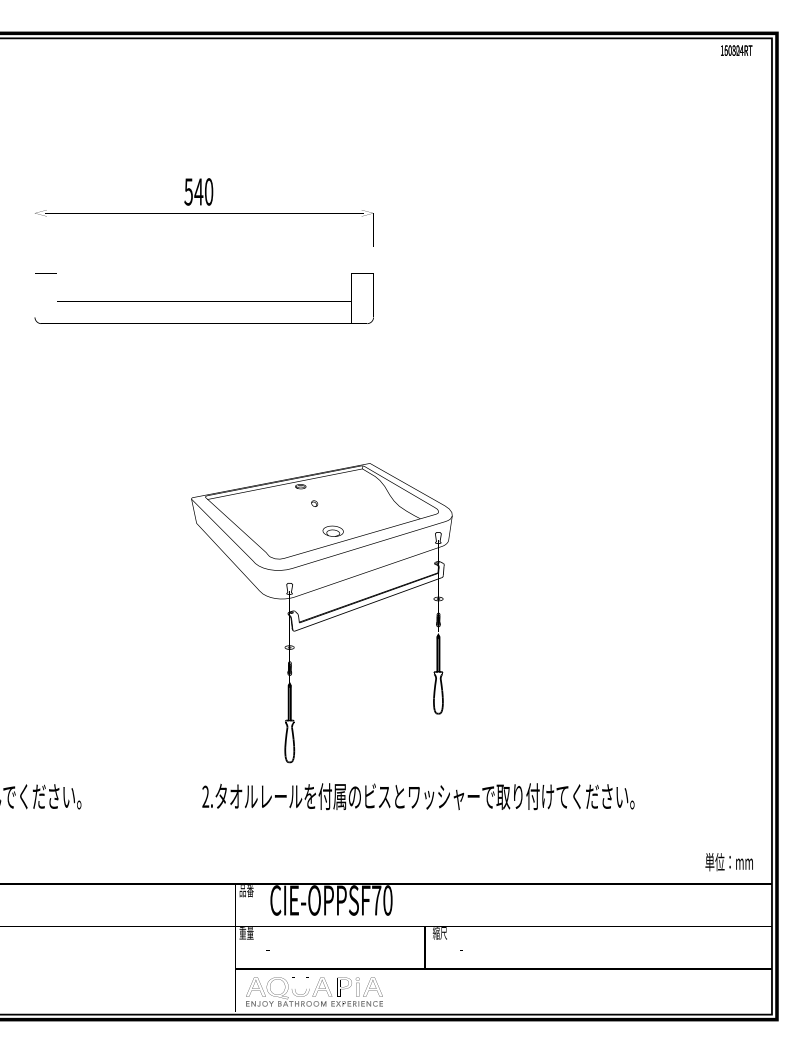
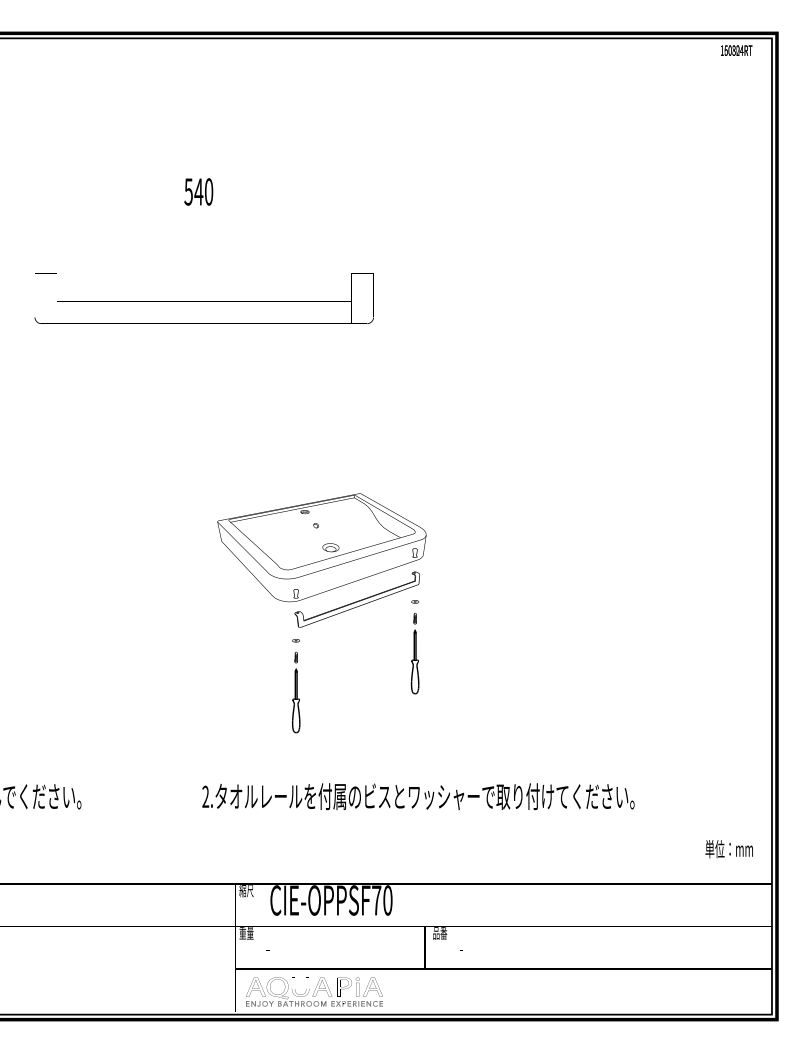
part: present -> none (204, 213)
part size: 262x301 px -> 210x241 px (321, 613)
text position: (728, 862) -> (728, 849) (728, 849)
text: 品番 -> 縮尺 (246, 891)
text: 縮尺 -> 品番 (439, 933)
